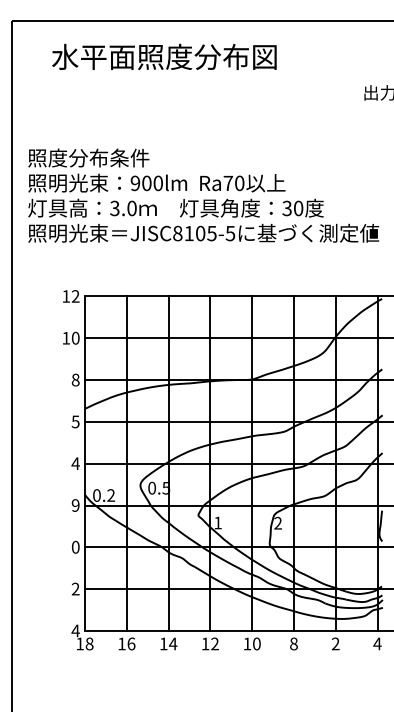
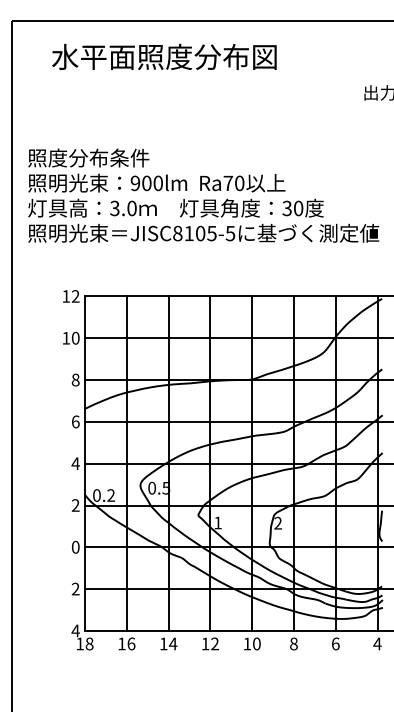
text: 5 -> 6 (75, 421)
text: 9 -> 2 (75, 505)
text: 2 -> 6 (335, 643)
